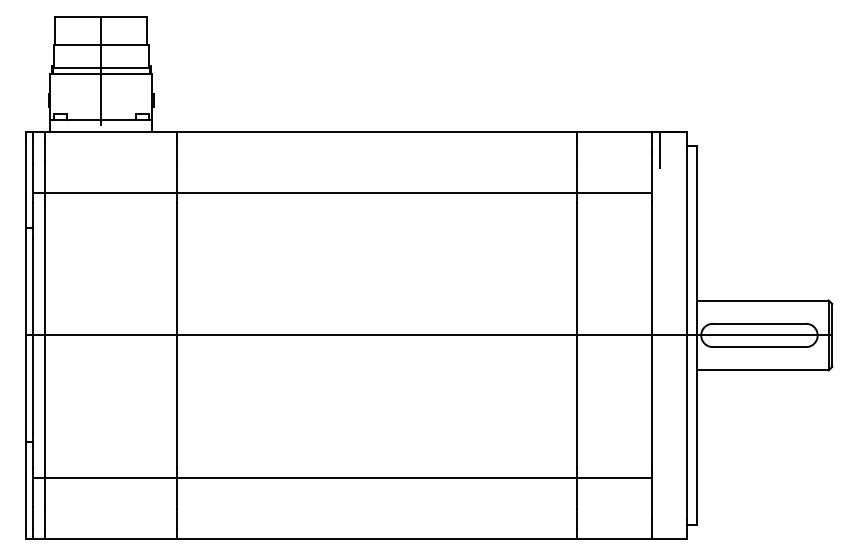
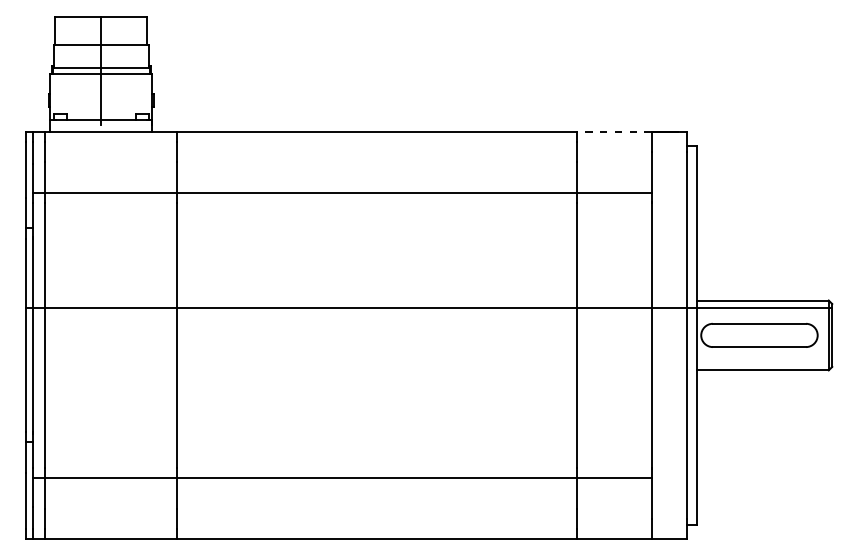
line: solid -> dashed (614, 131)
line: present -> none (660, 149)
line position: (428, 335) -> (428, 308) (428, 308)
